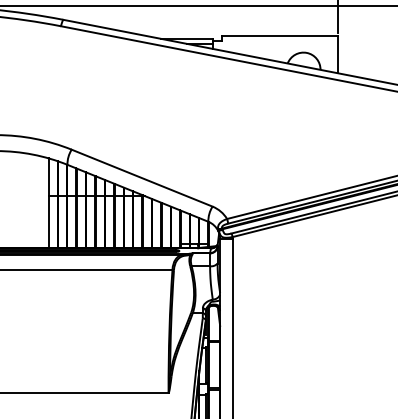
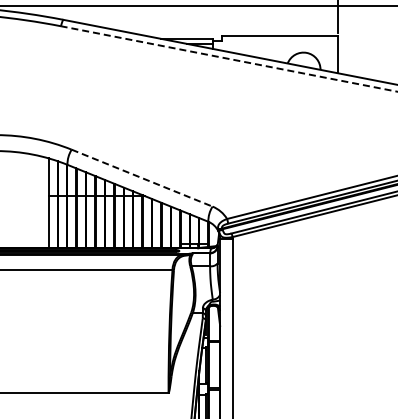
line: solid -> dashed (228, 58)
line: solid -> dashed (142, 178)
